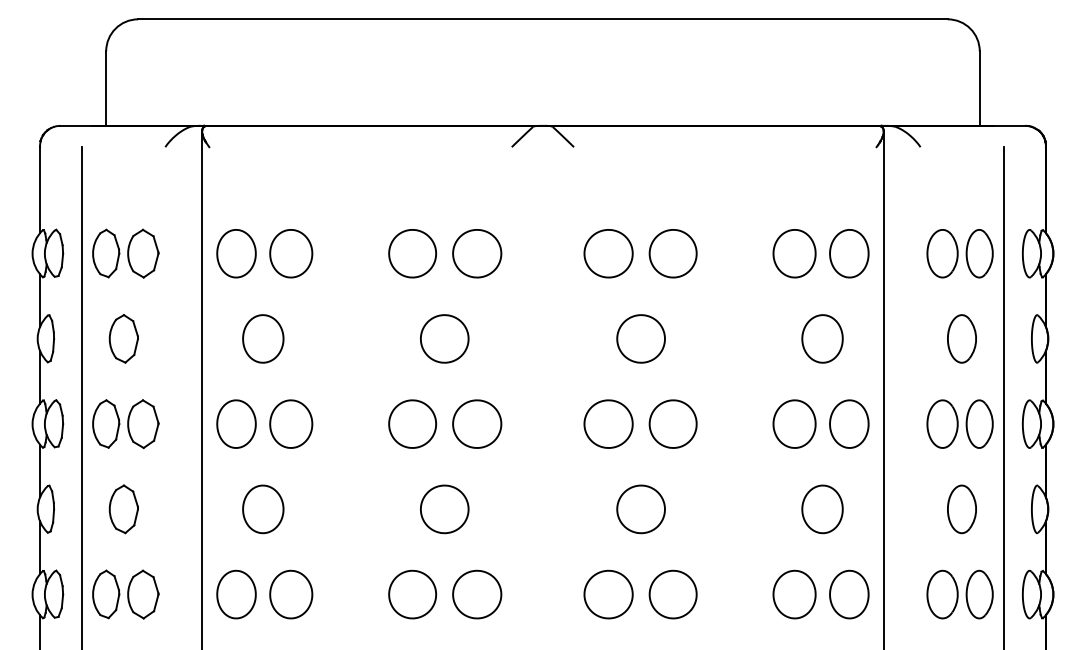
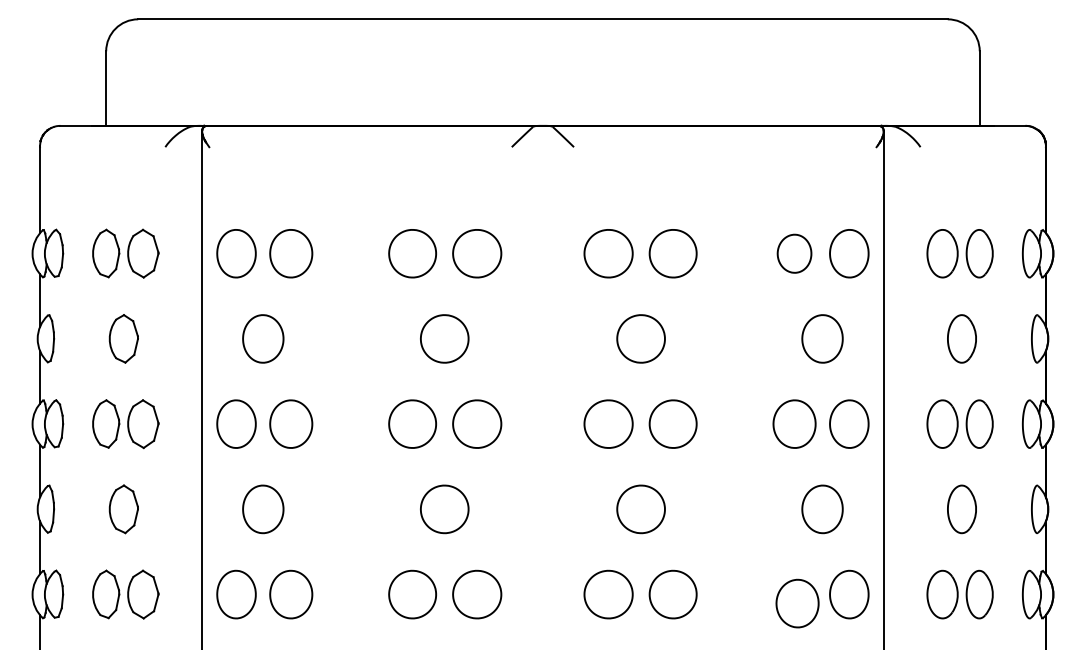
part size: 45x50 px -> 37x41 px (794, 253)
line: present -> none (81, 396)
line: present -> none (1004, 396)
part position: (794, 594) -> (797, 603) (797, 603)
